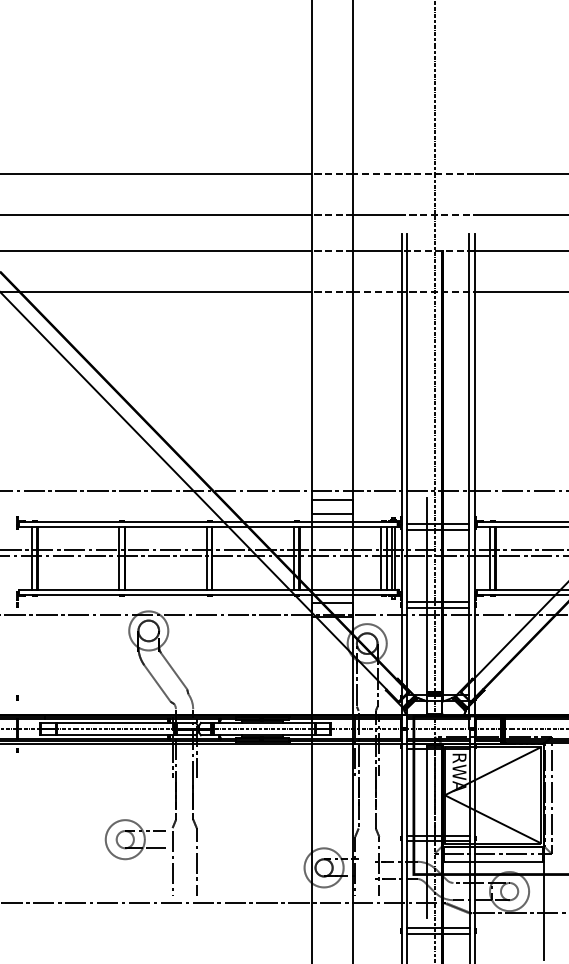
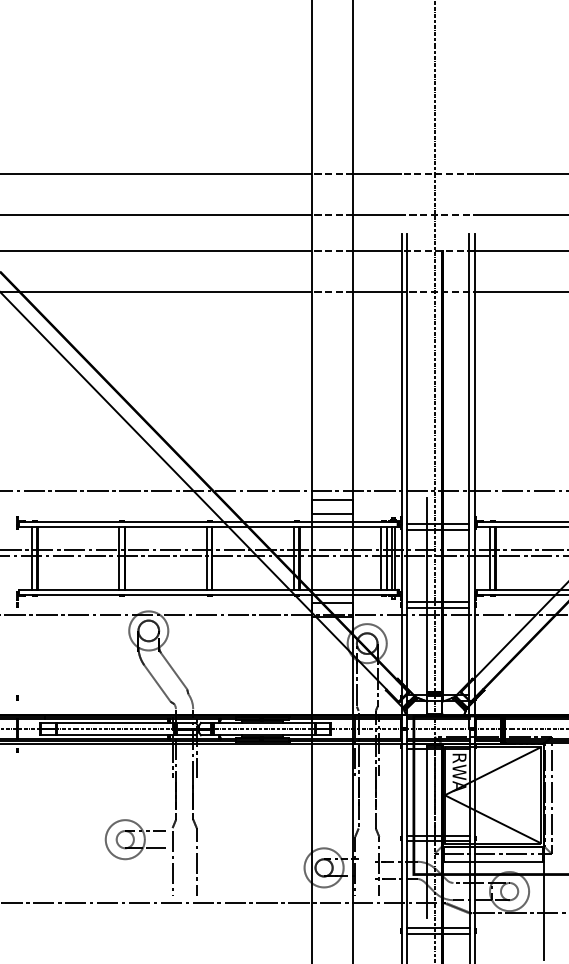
line: dashed -> solid (377, 173)
line: dashed -> solid (377, 292)
